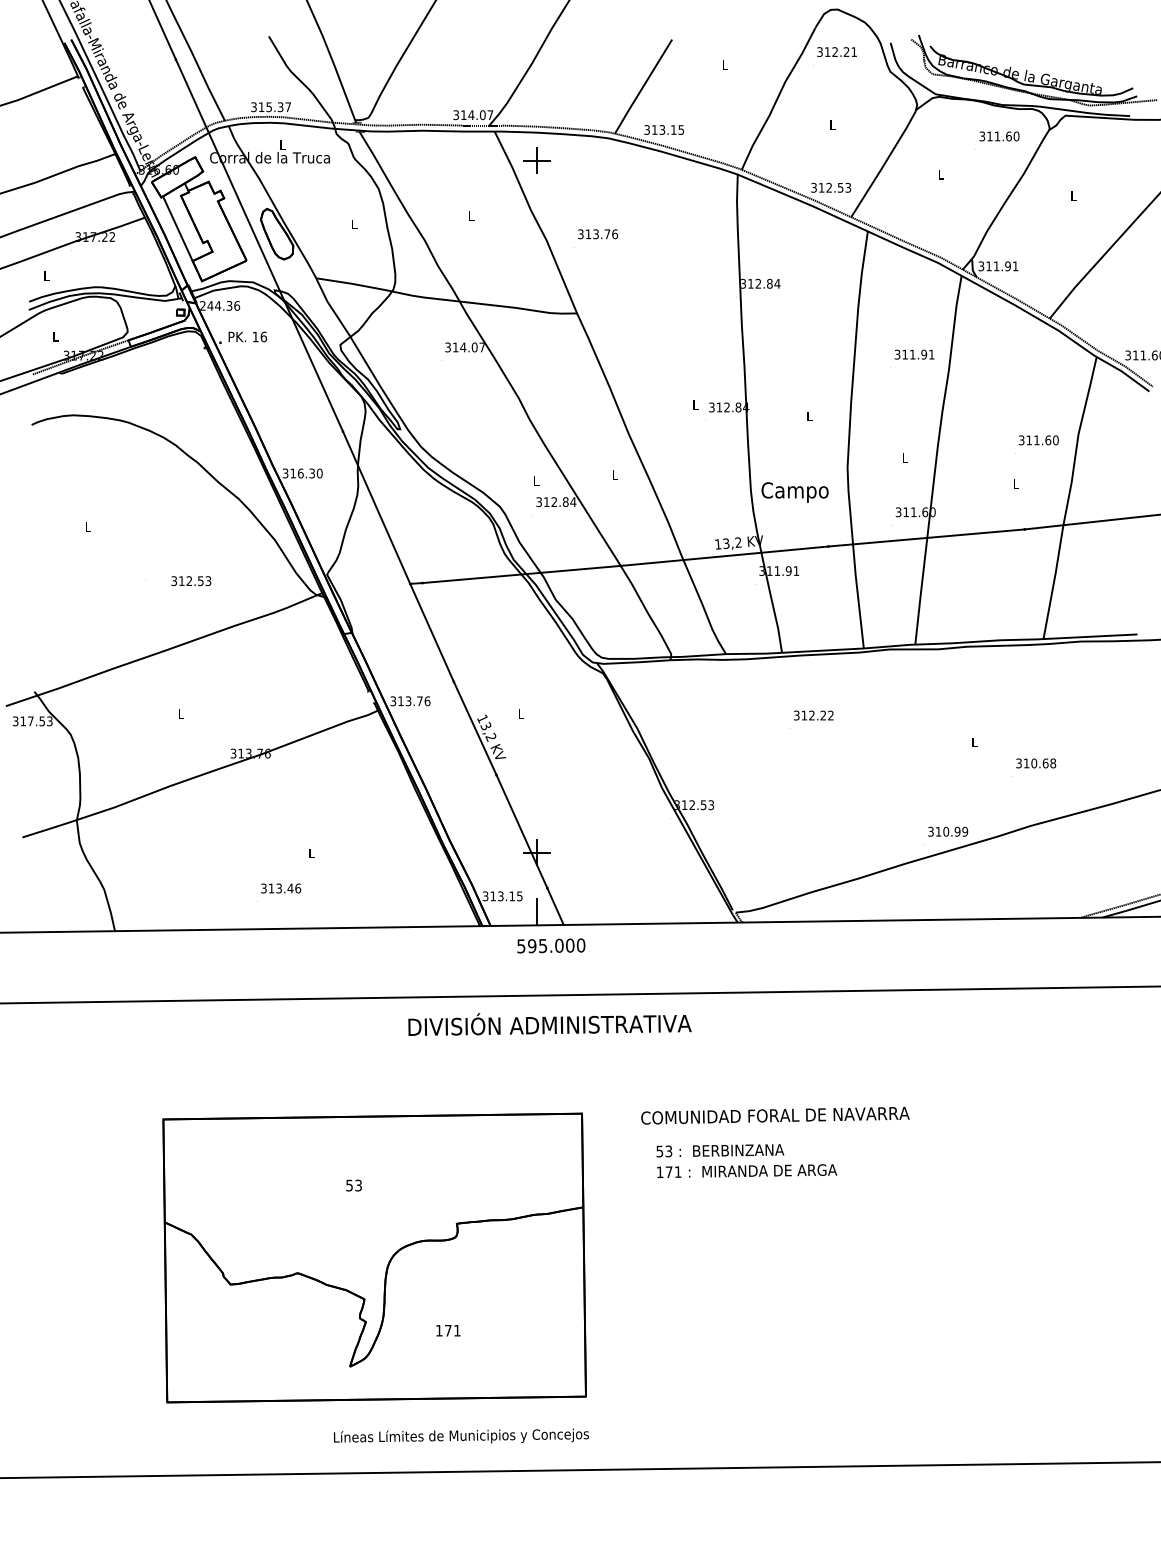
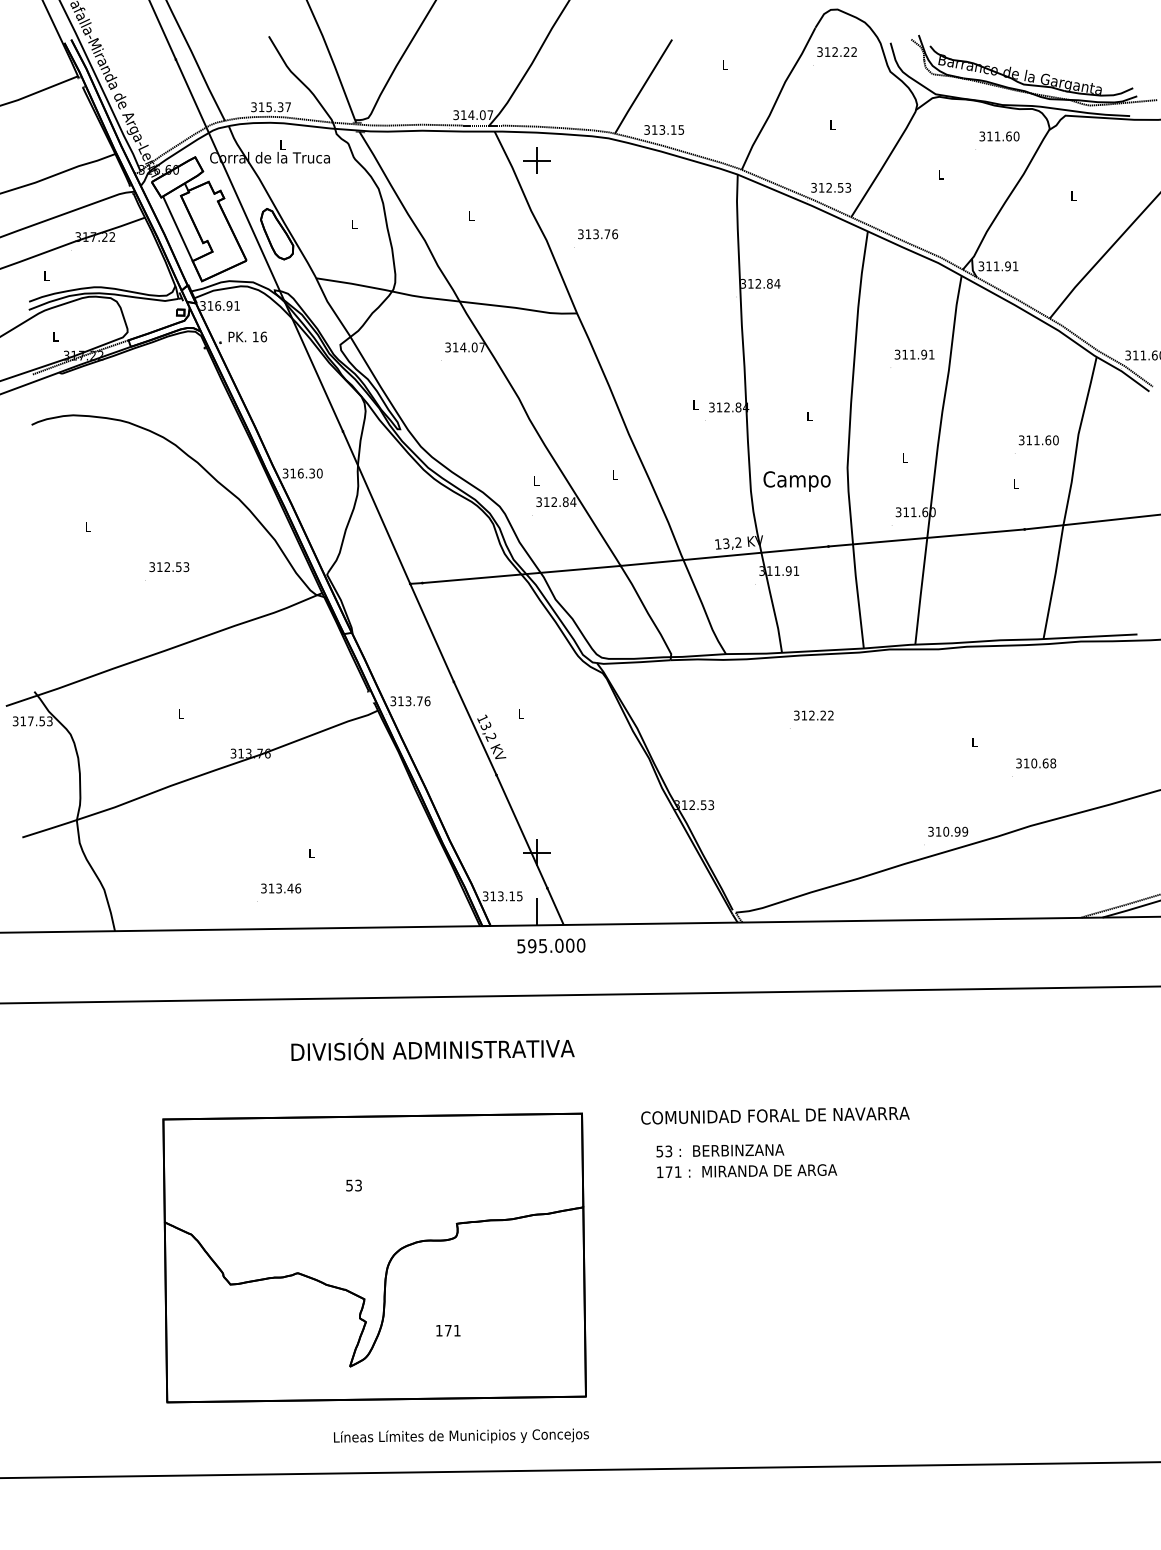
text: 312.21 -> 312.22 (853, 51)
text: 244.36 -> 316.91 (220, 305)
text position: (794, 492) -> (796, 481) (796, 481)
text position: (191, 581) -> (169, 567) (169, 567)
text position: (549, 1024) -> (432, 1049) (432, 1049)
